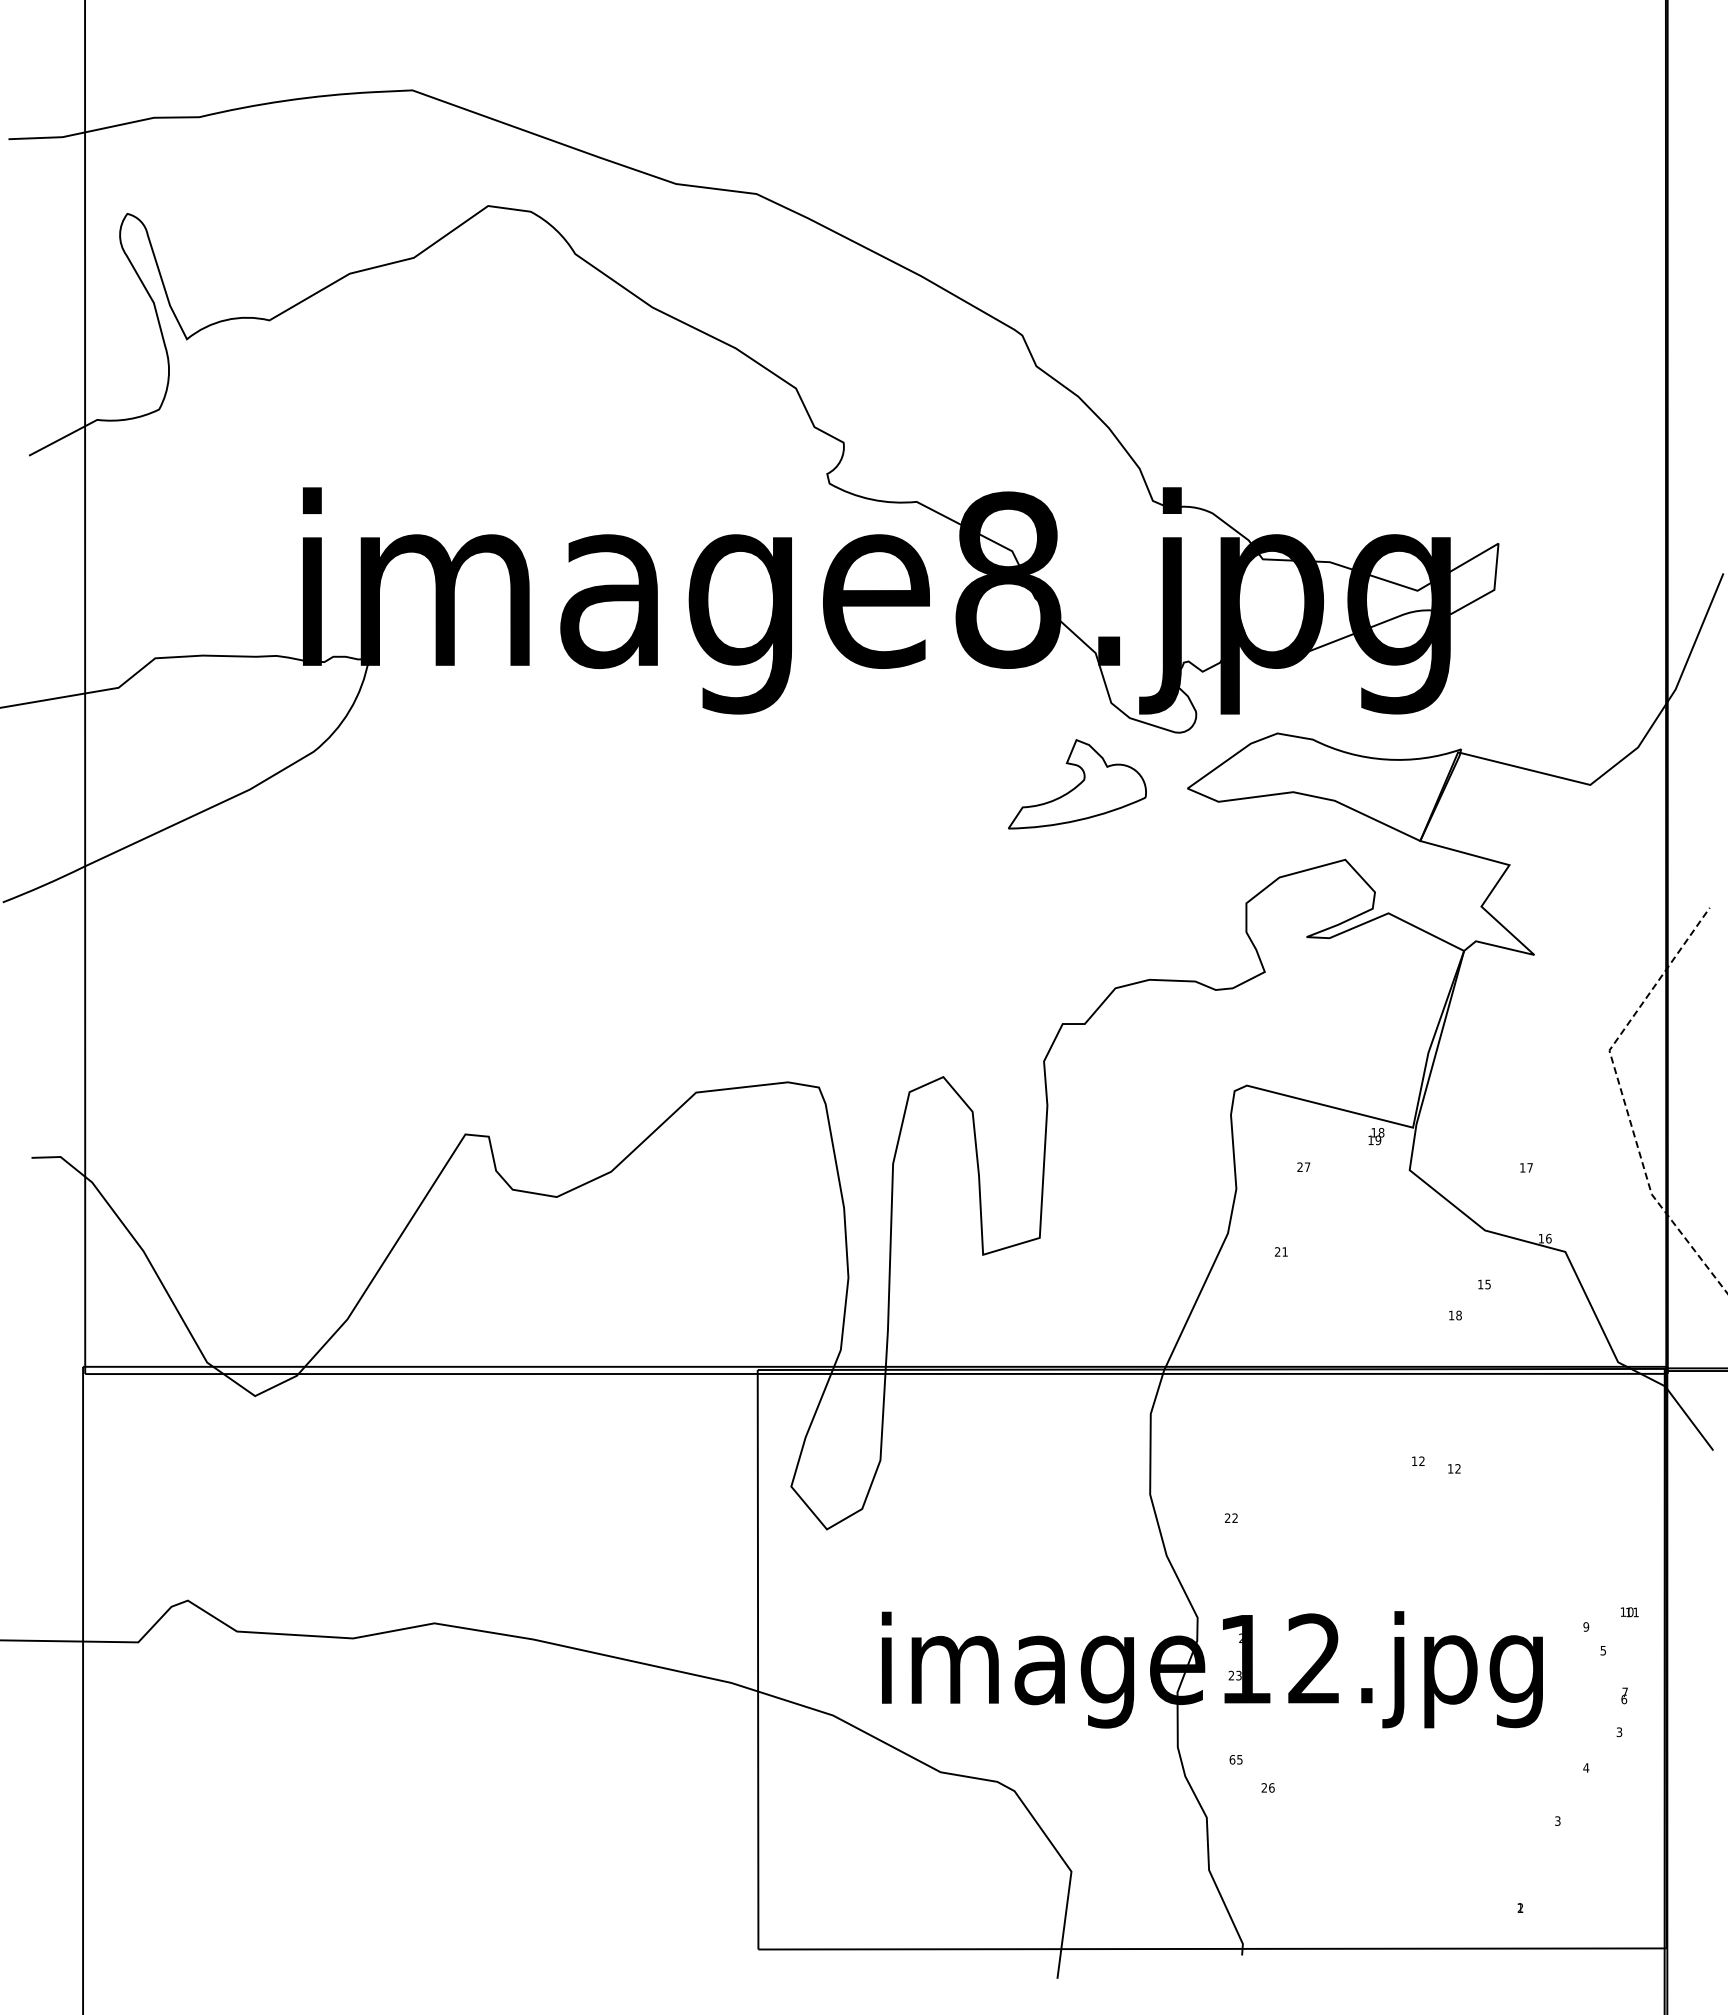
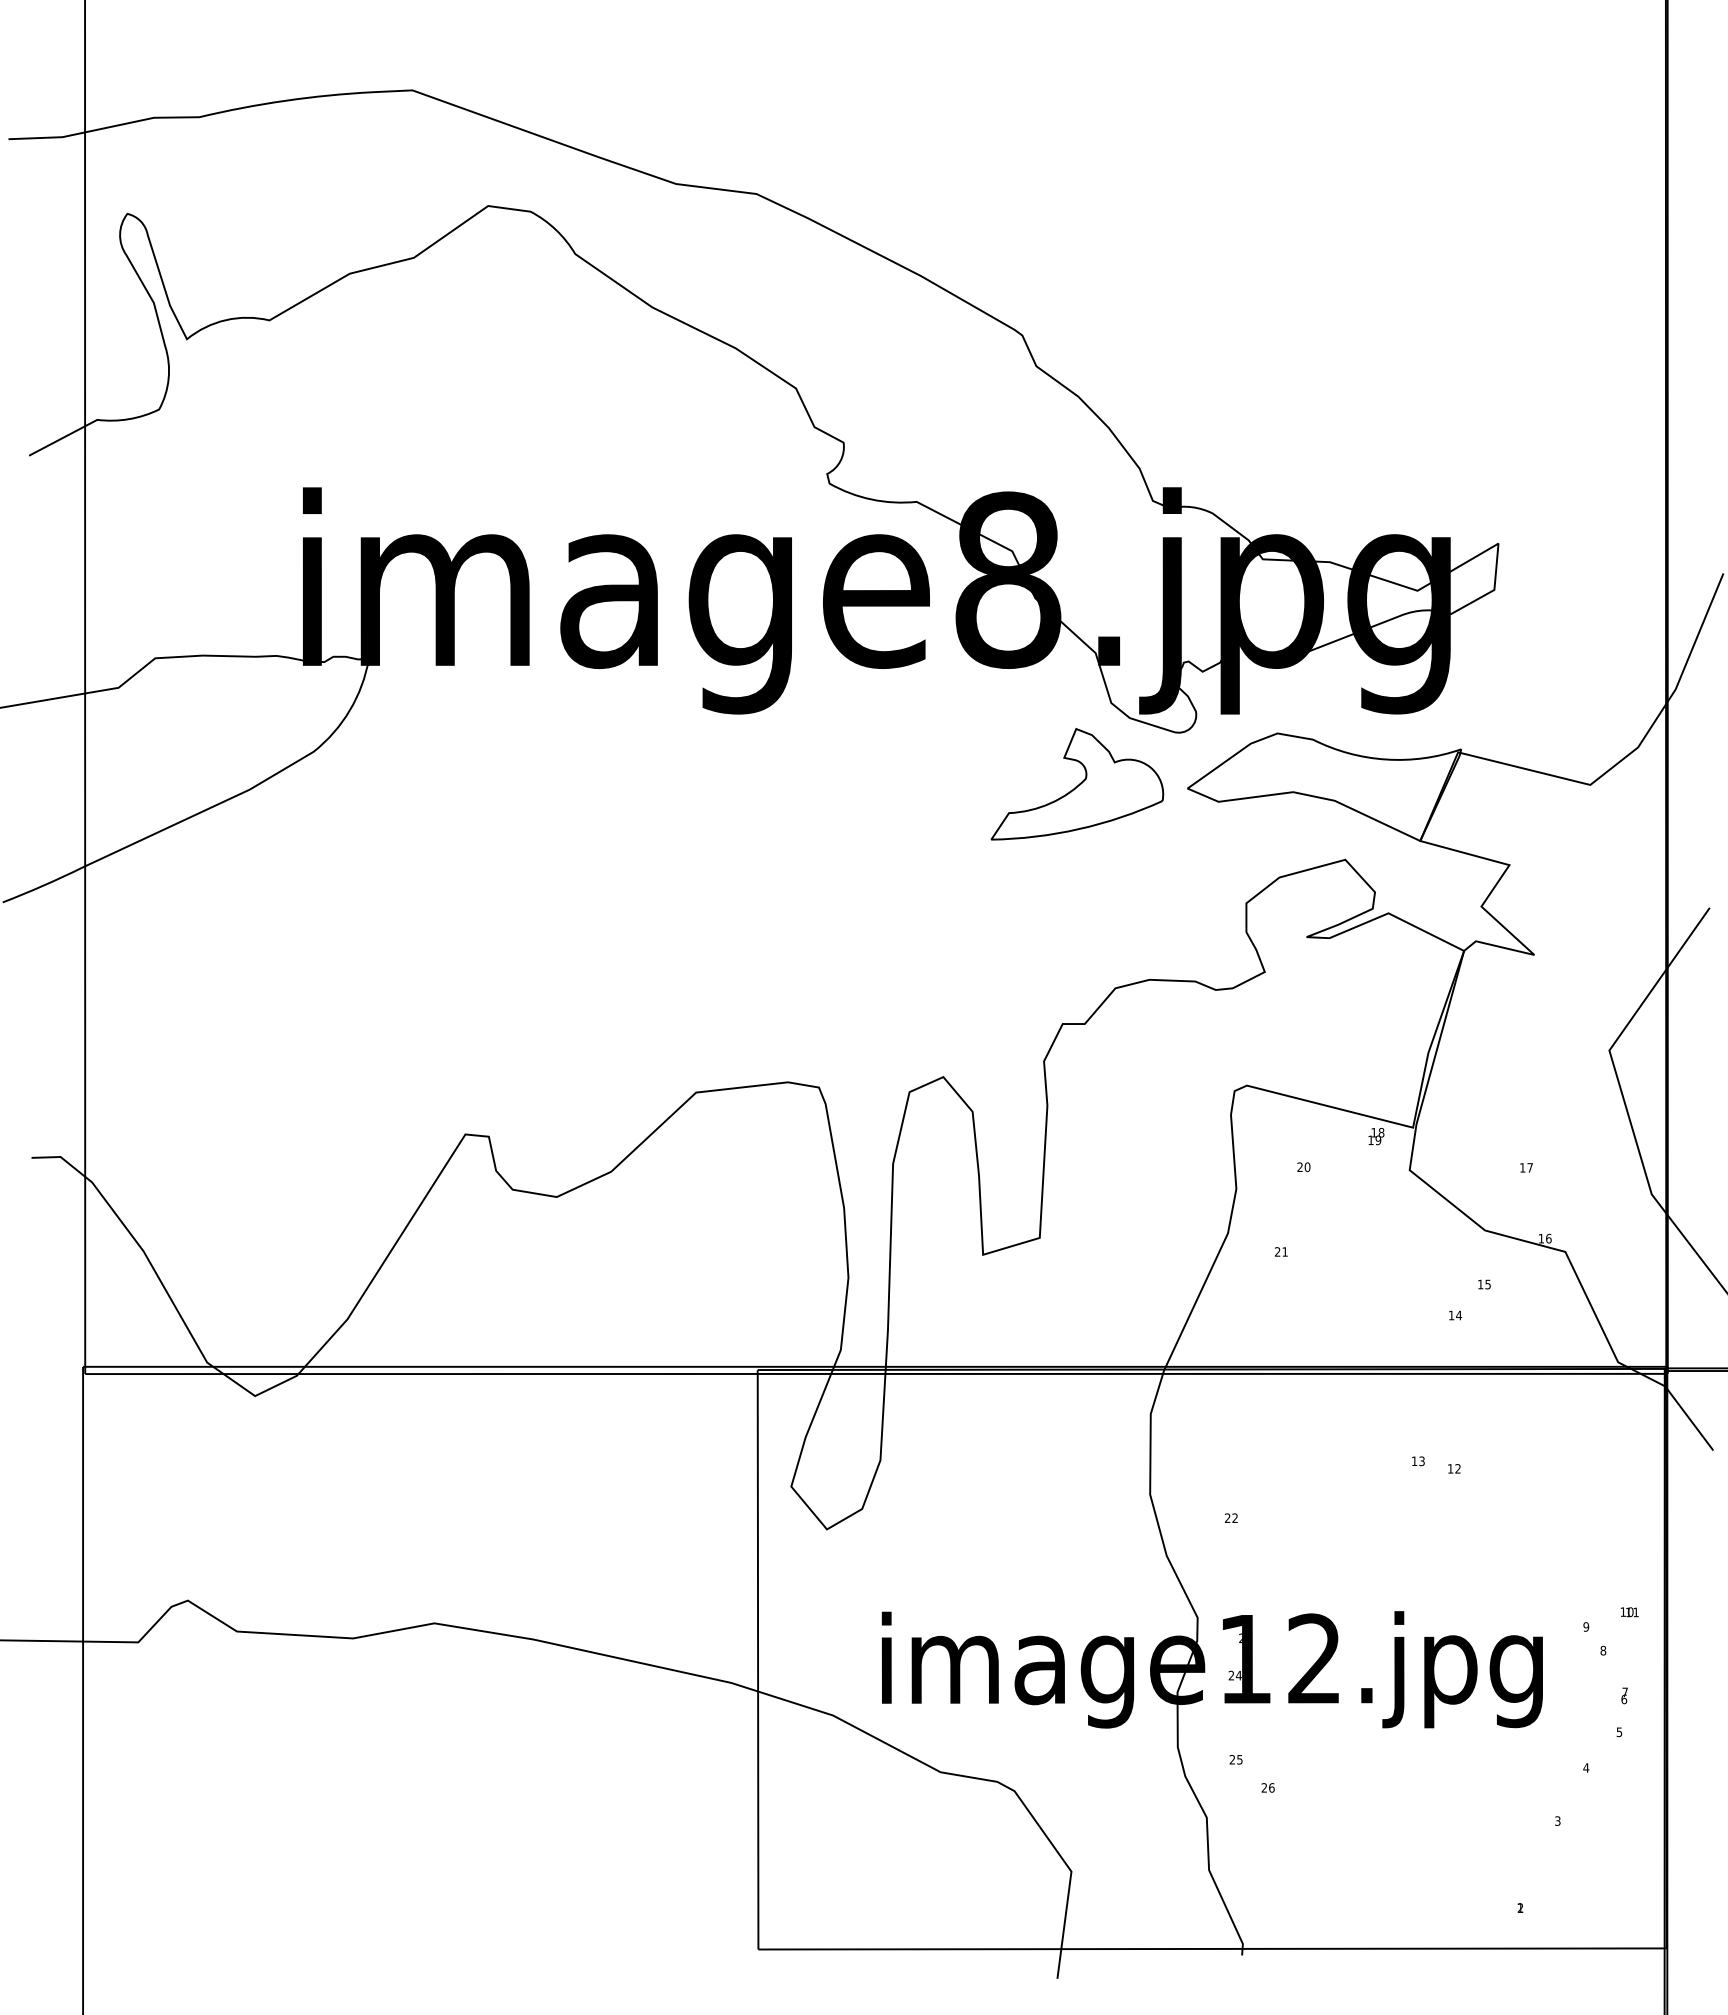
part size: 139x91 px -> 175x113 px (1077, 784)
line: dashed -> solid (1623, 1099)
text: 27 -> 20 (1307, 1167)
text: 18 -> 14 (1459, 1315)
text: 12 -> 13 (1421, 1461)
text: 5 -> 8 (1603, 1650)
text: 23 -> 24 (1238, 1675)
text: 3 -> 5 (1619, 1731)
text: 65 -> 25 (1232, 1759)
